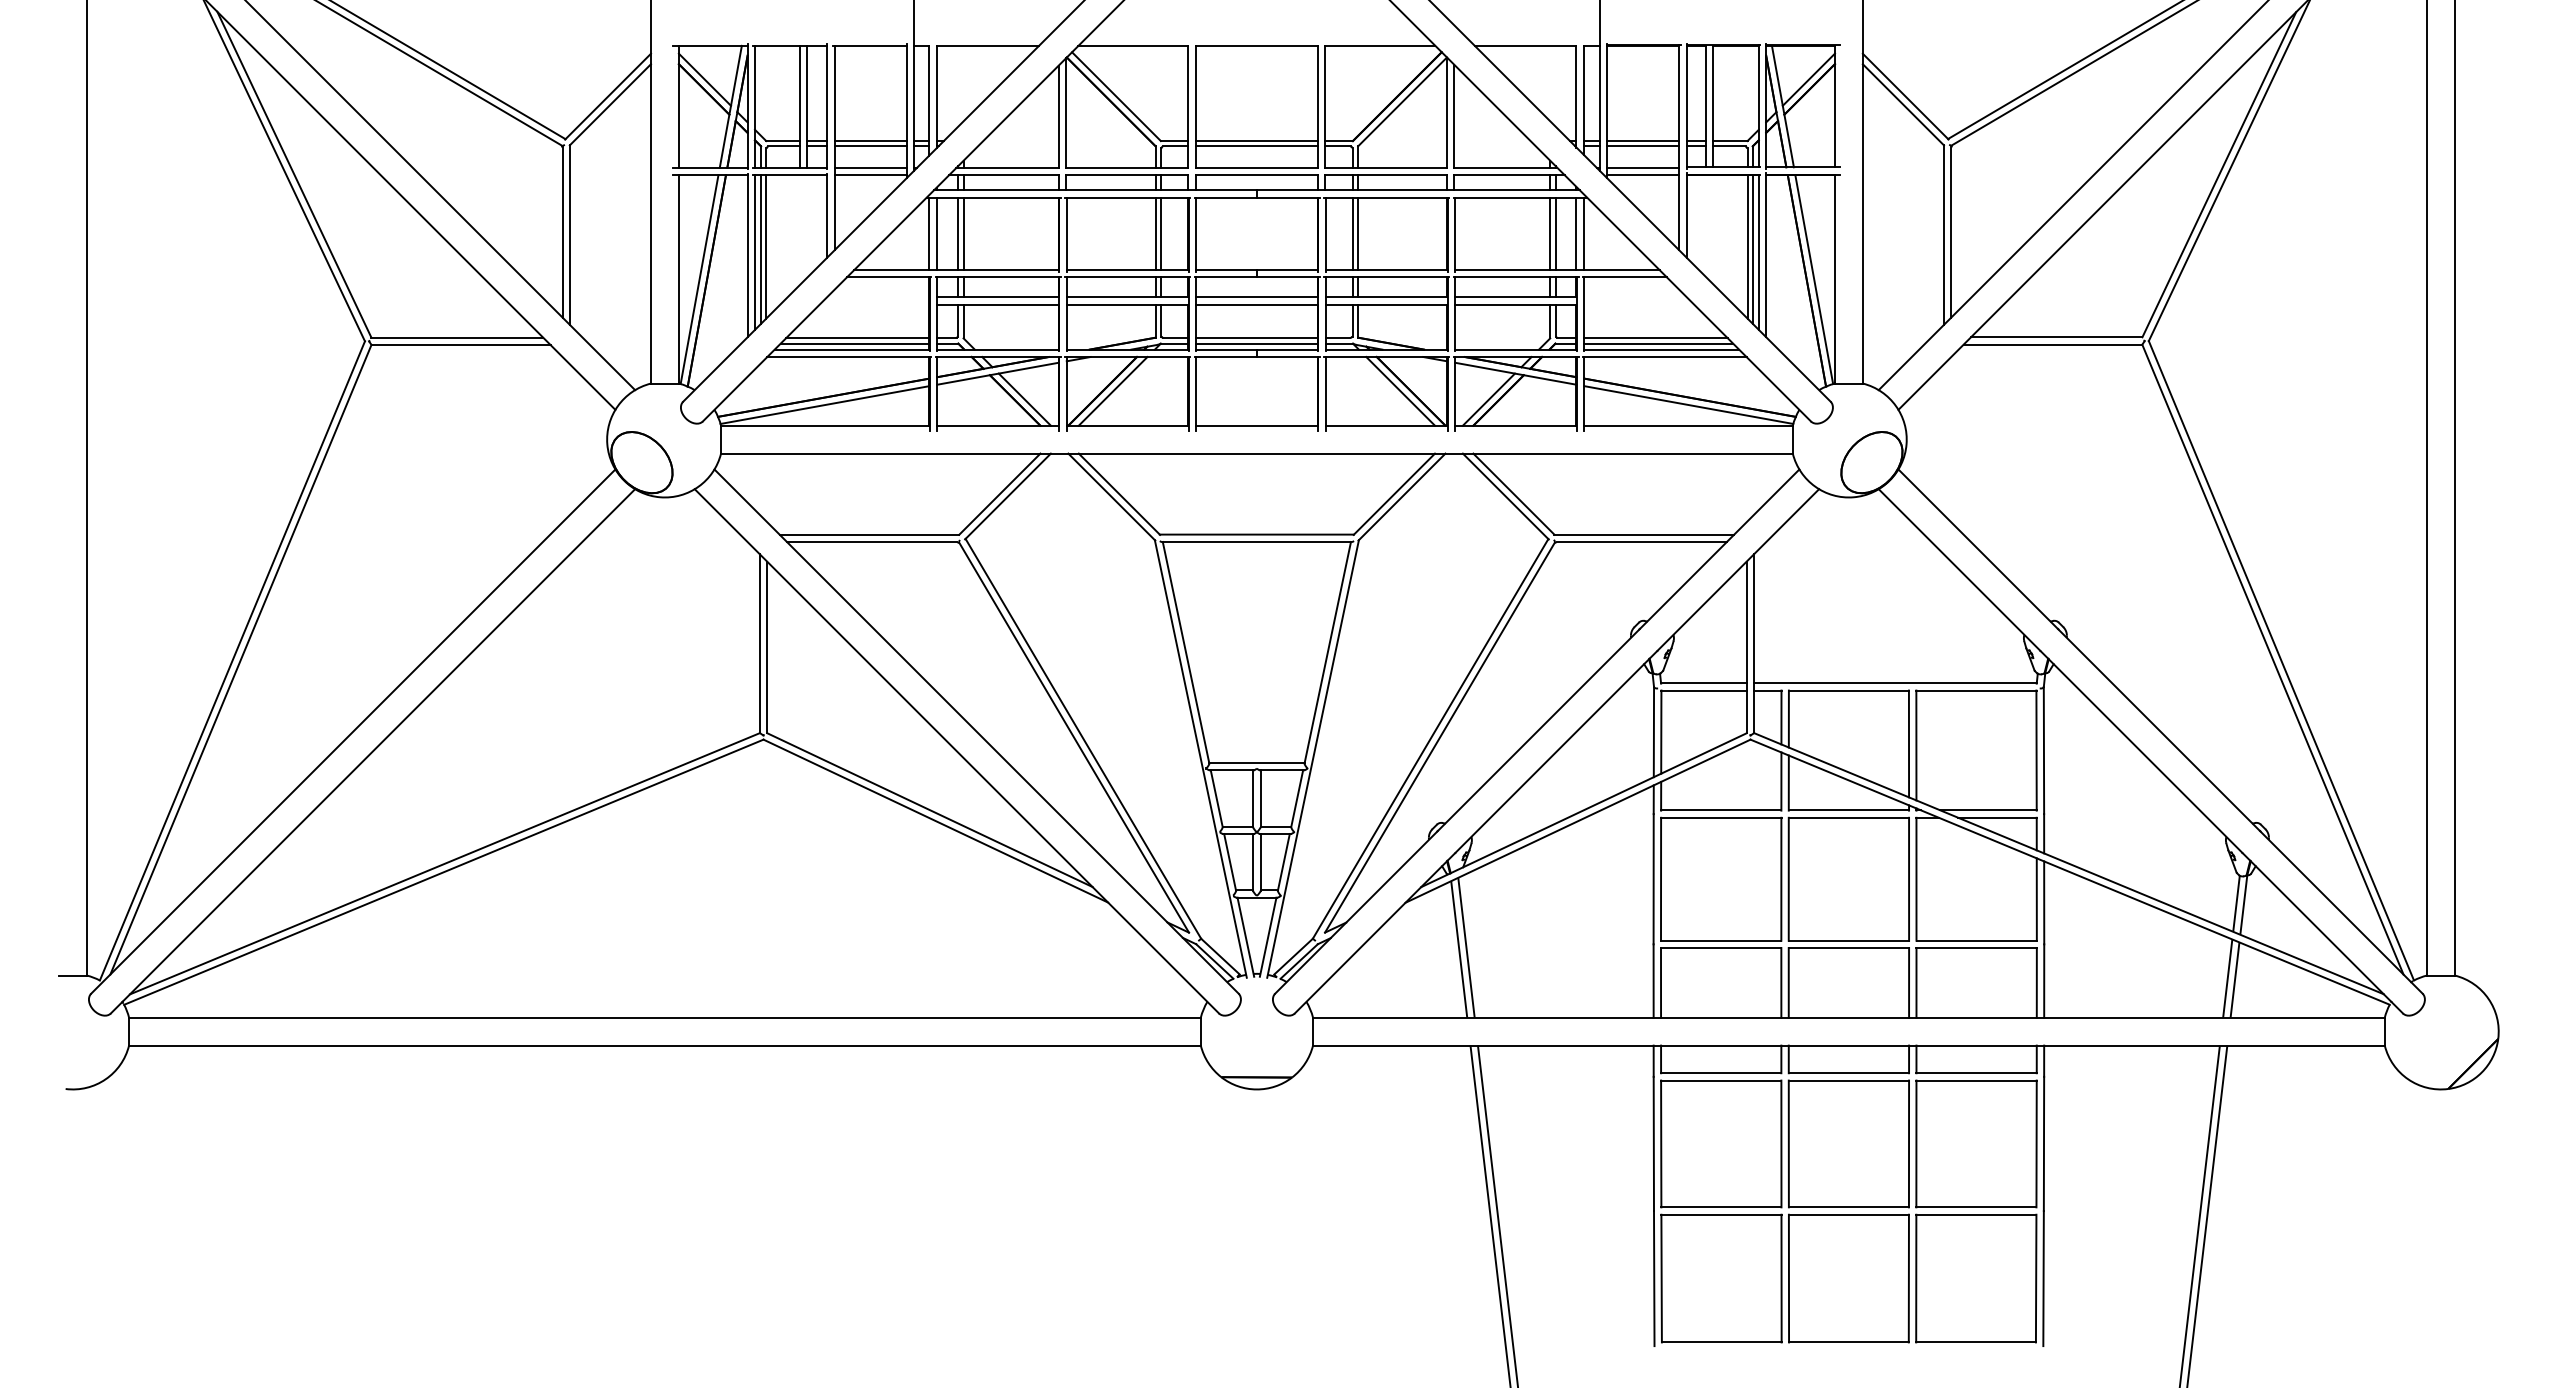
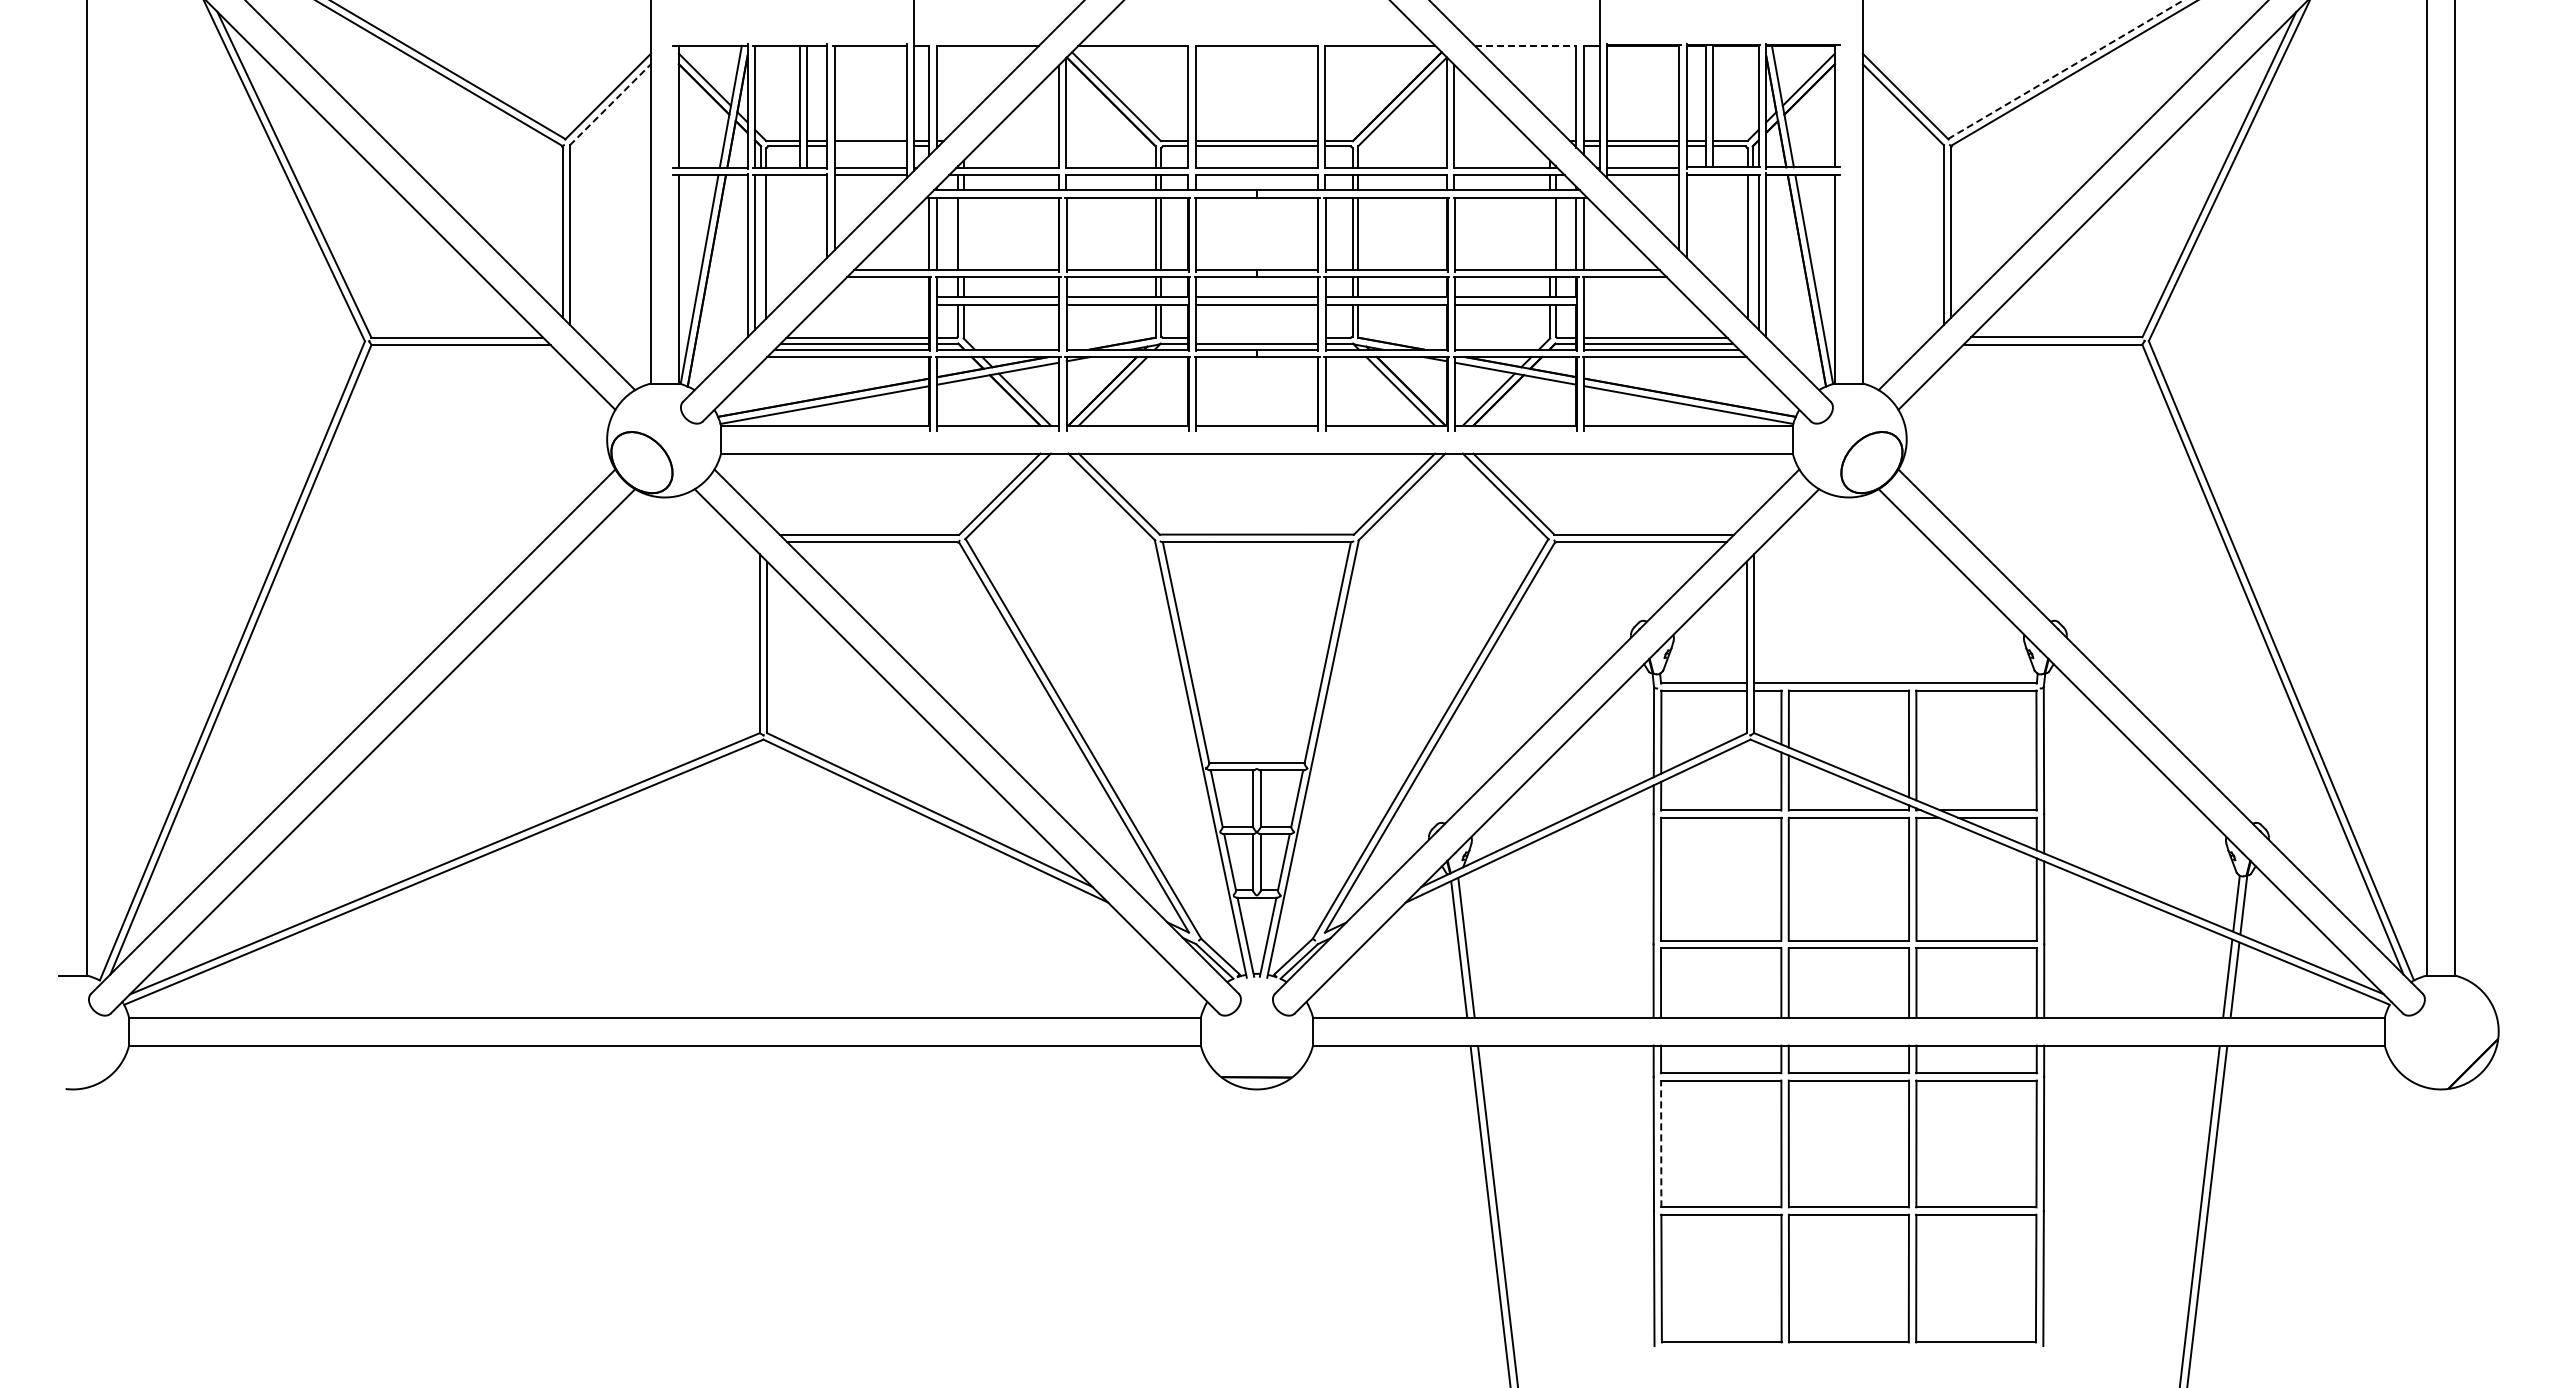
line: solid -> dashed (1525, 45)
line: solid -> dashed (2065, 69)
line: solid -> dashed (610, 104)
line: present -> none (870, 146)
line: present -> none (963, 233)
line: present -> none (1550, 233)
line: present -> none (761, 249)
line: present -> none (1752, 249)
line: present -> none (1256, 338)
line: solid -> dashed (1661, 1143)
